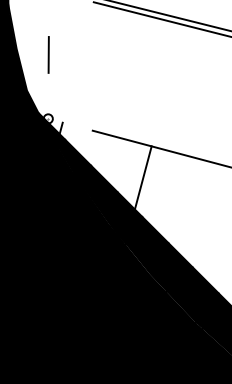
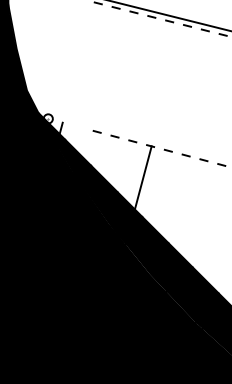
line: solid -> dashed (162, 19)
line: present -> none (48, 54)
line: solid -> dashed (162, 149)
